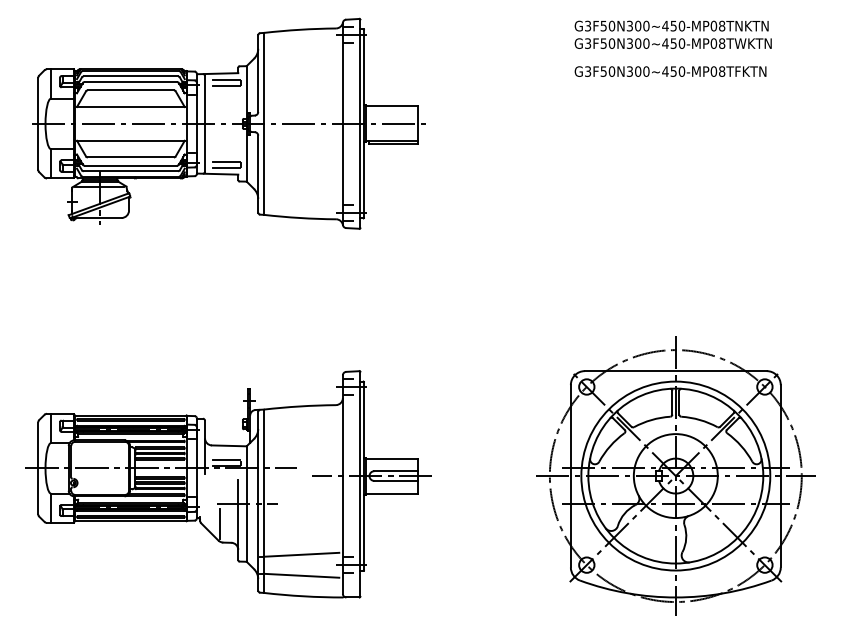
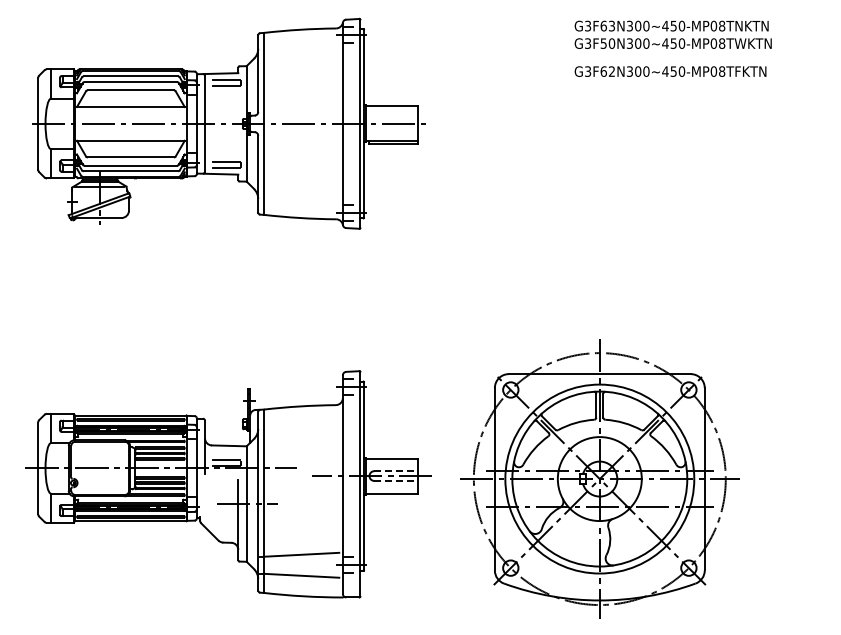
text: G3F50N300~450-MP08TNKTN -> G3F63N300~450-MP08TNKTN (607, 25)
text: G3F50N300~450-MP08TFKTN -> G3F62N300~450-MP08TFKTN (607, 71)
line: solid -> dashed (396, 471)
part position: (675, 475) -> (599, 478) (599, 478)
line: solid -> dashed (396, 480)
line: present -> none (220, 523)
